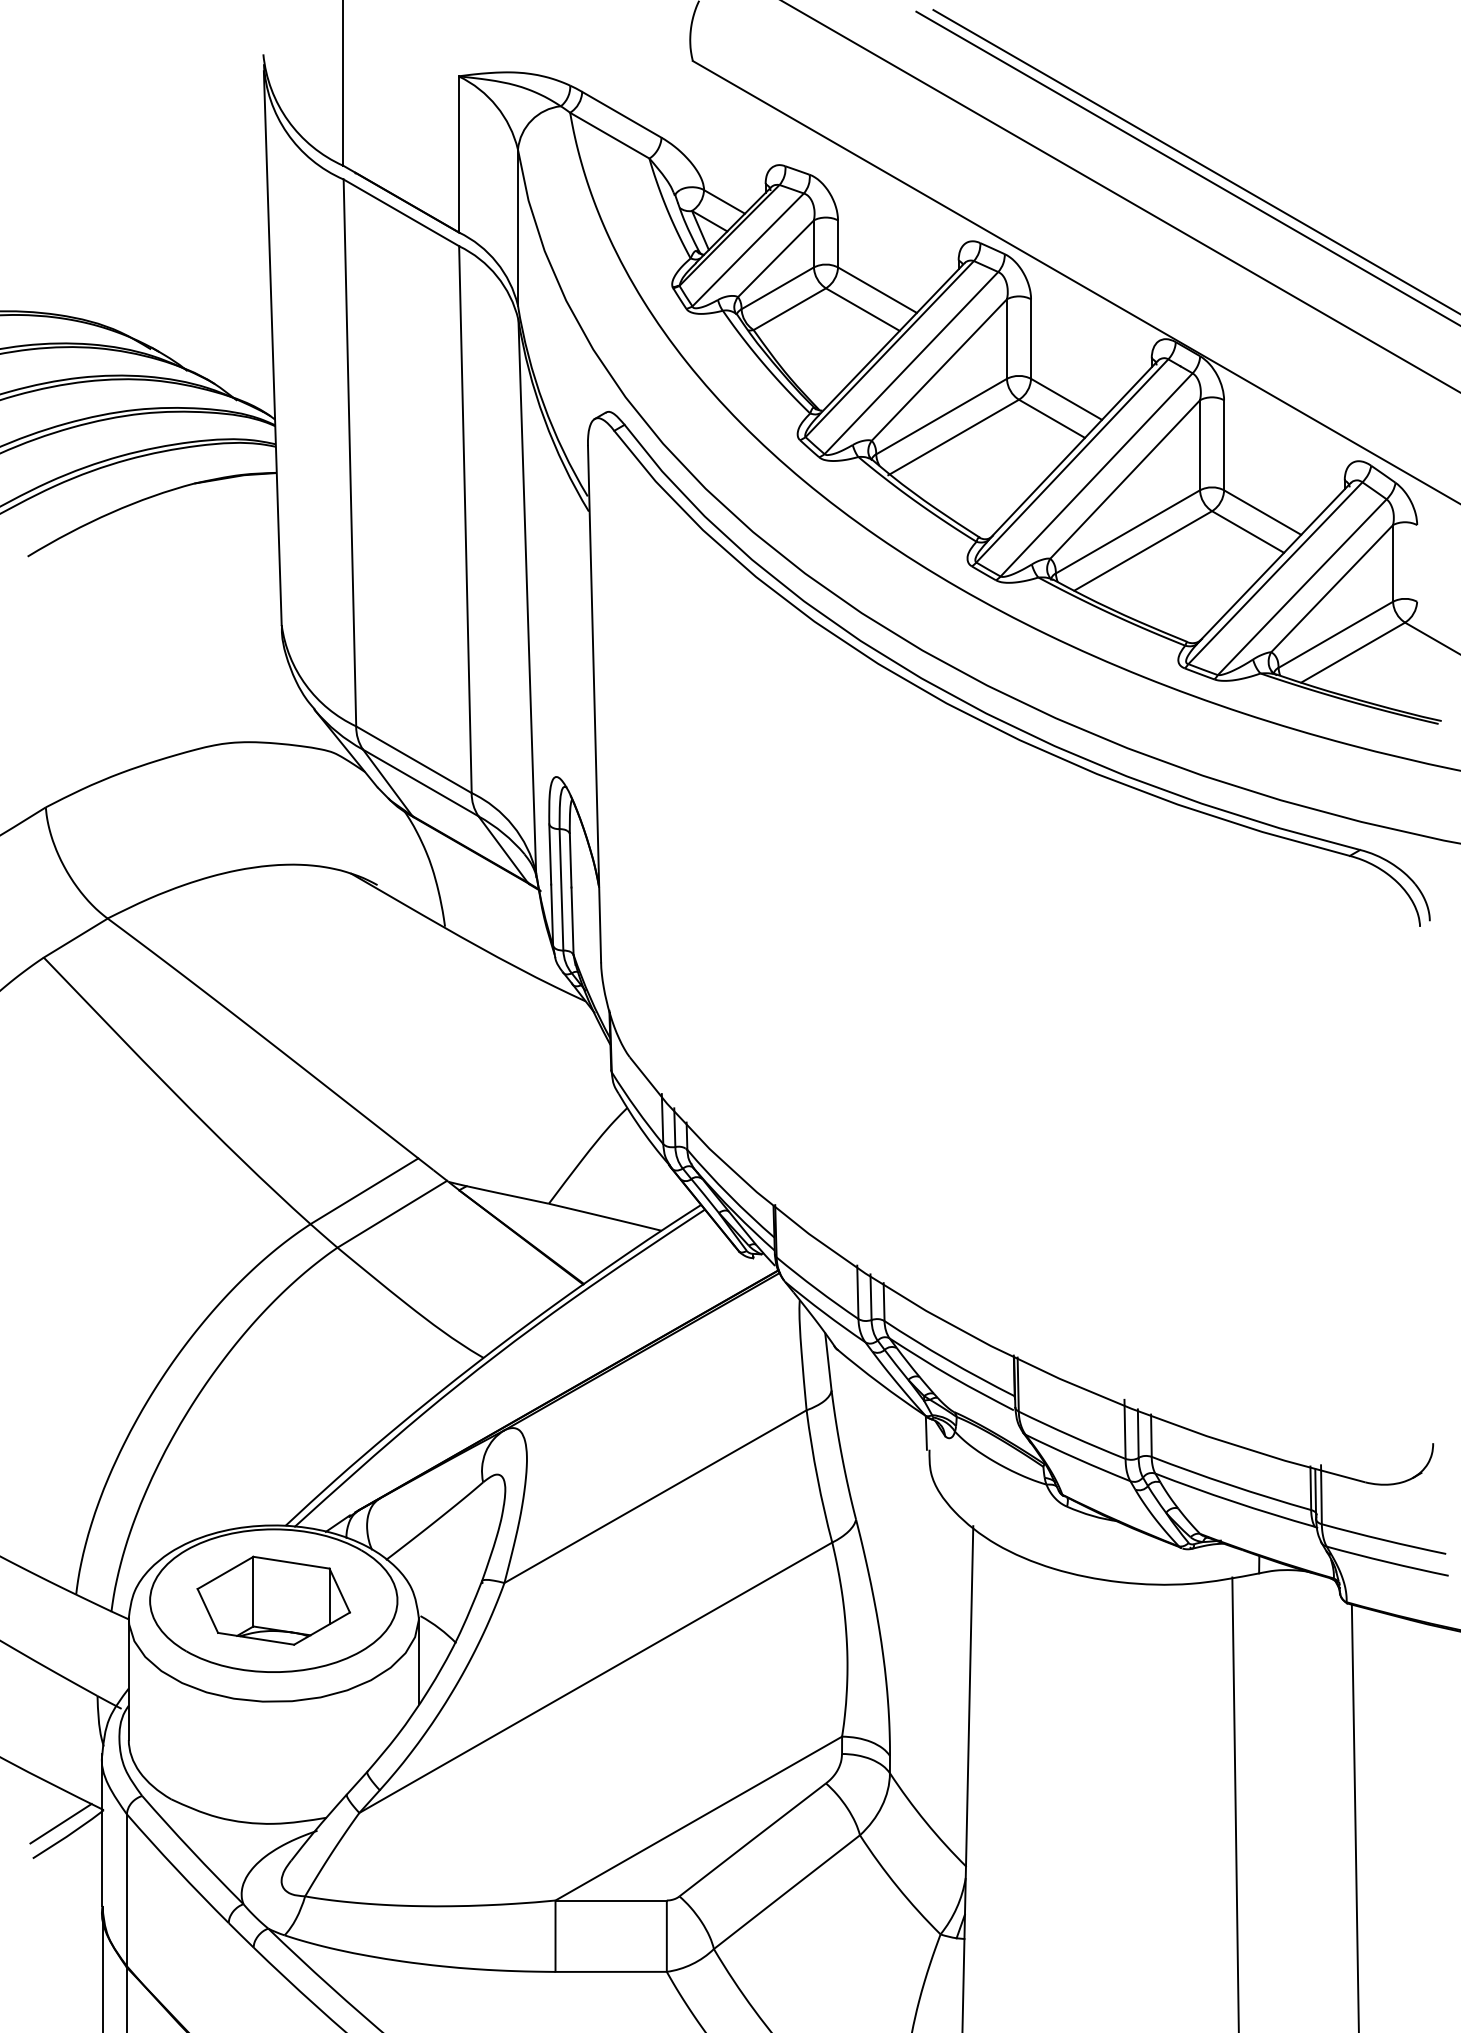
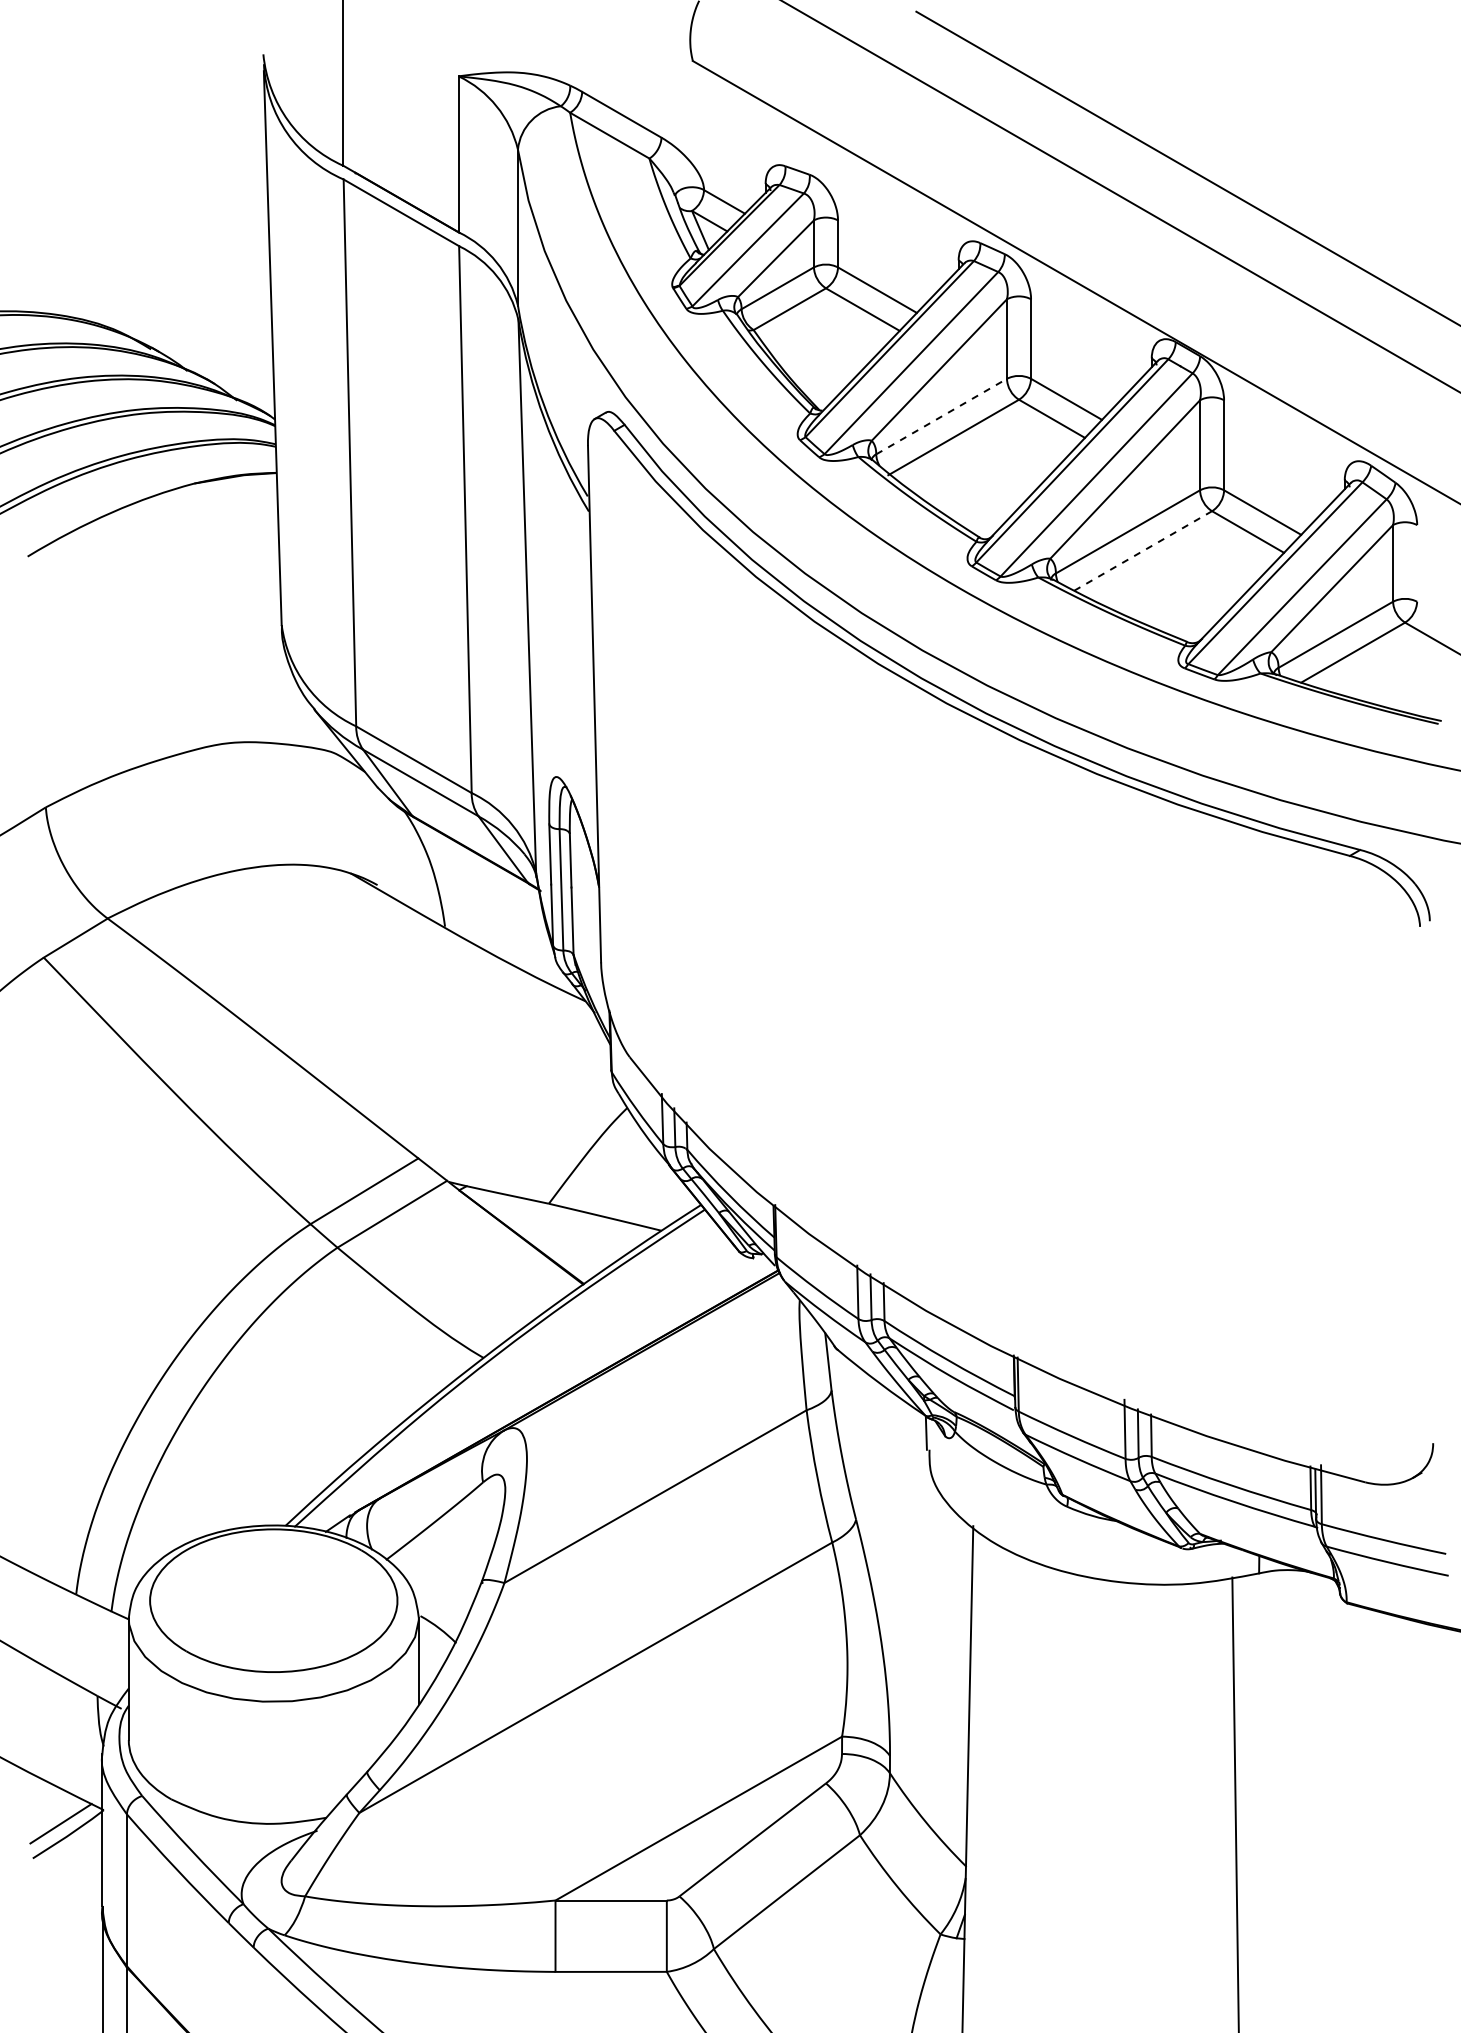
line: present -> none (1195, 161)
line: solid -> dashed (942, 416)
line: solid -> dashed (1143, 550)
part: present -> none (273, 1600)
line: present -> none (1354, 1816)
